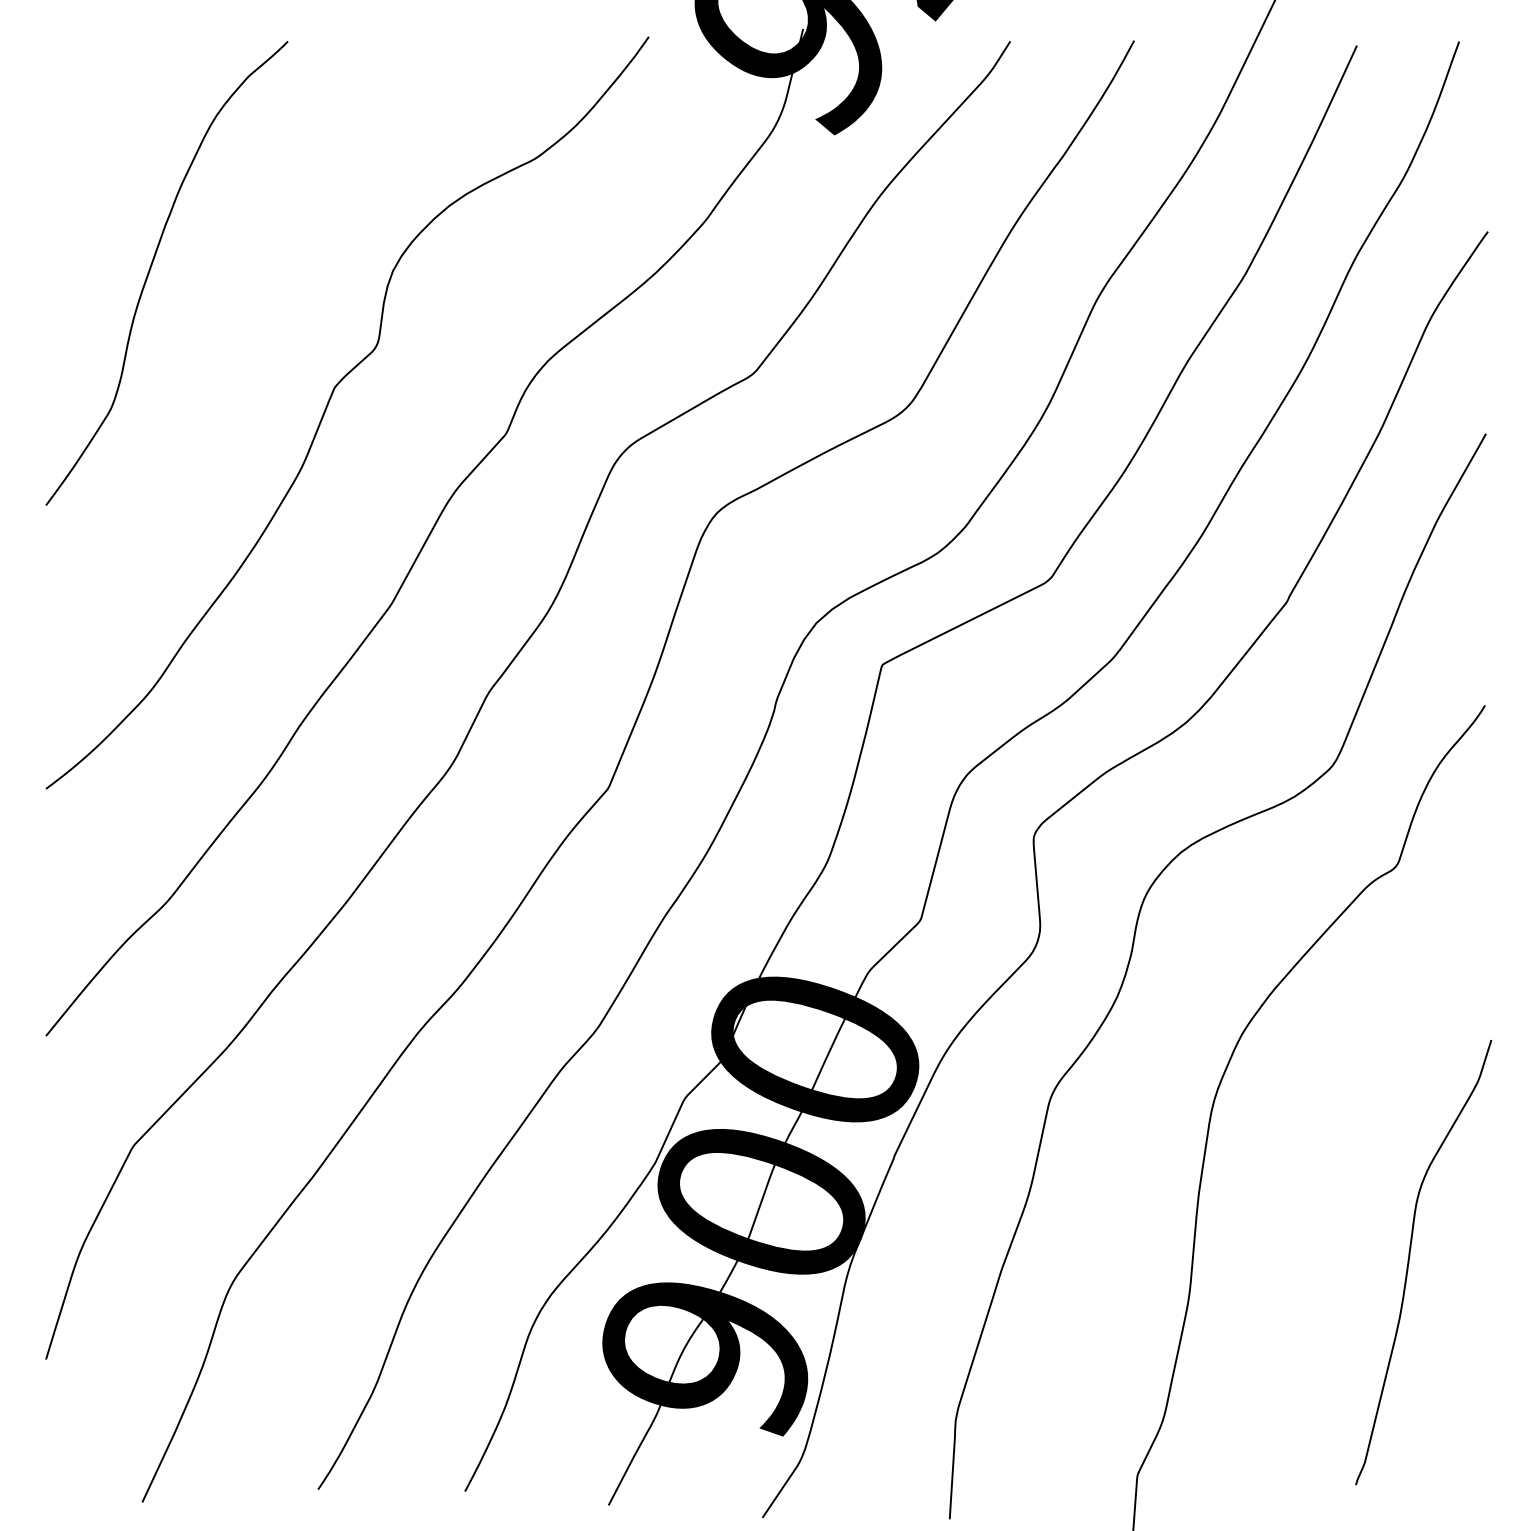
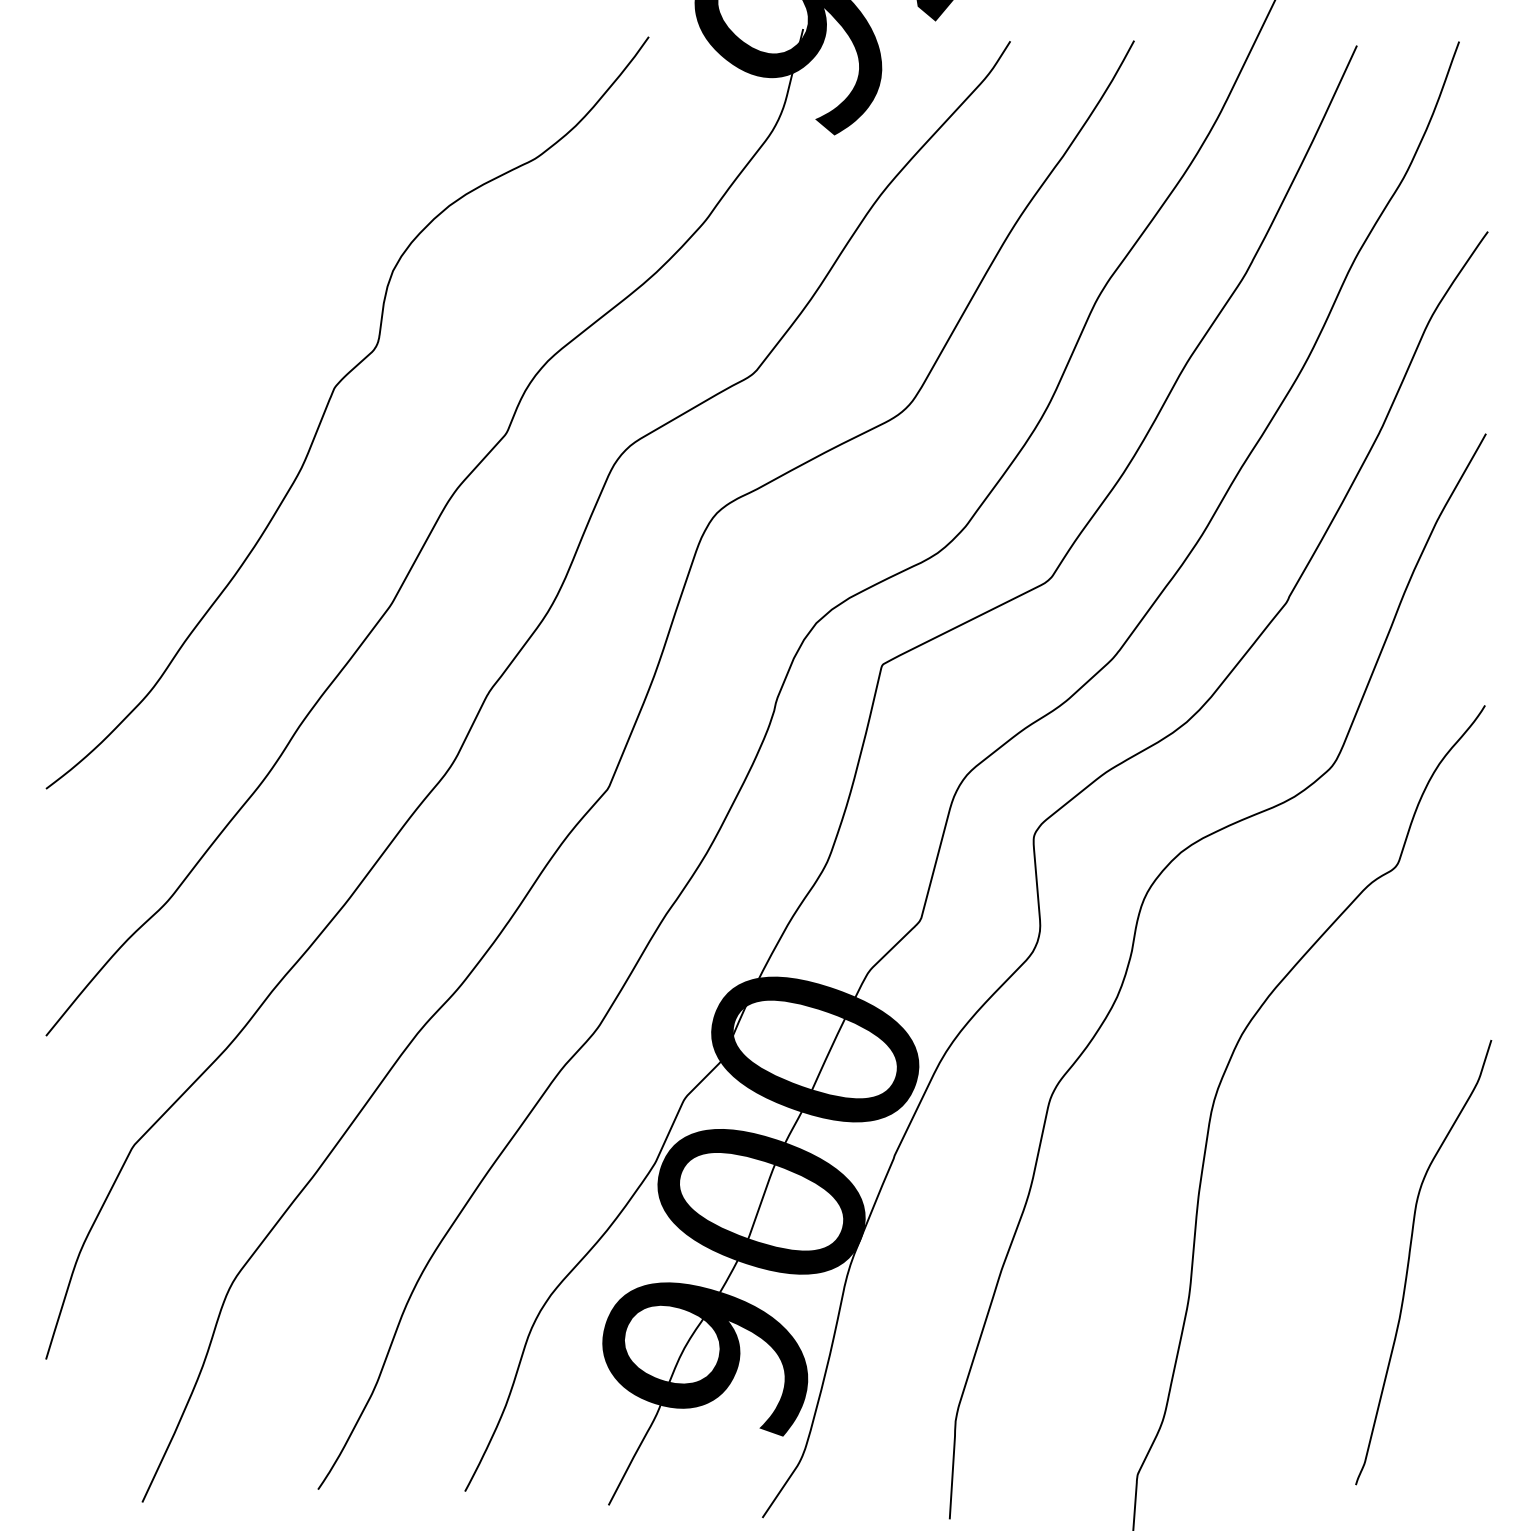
curve: present -> none (151, 268)
